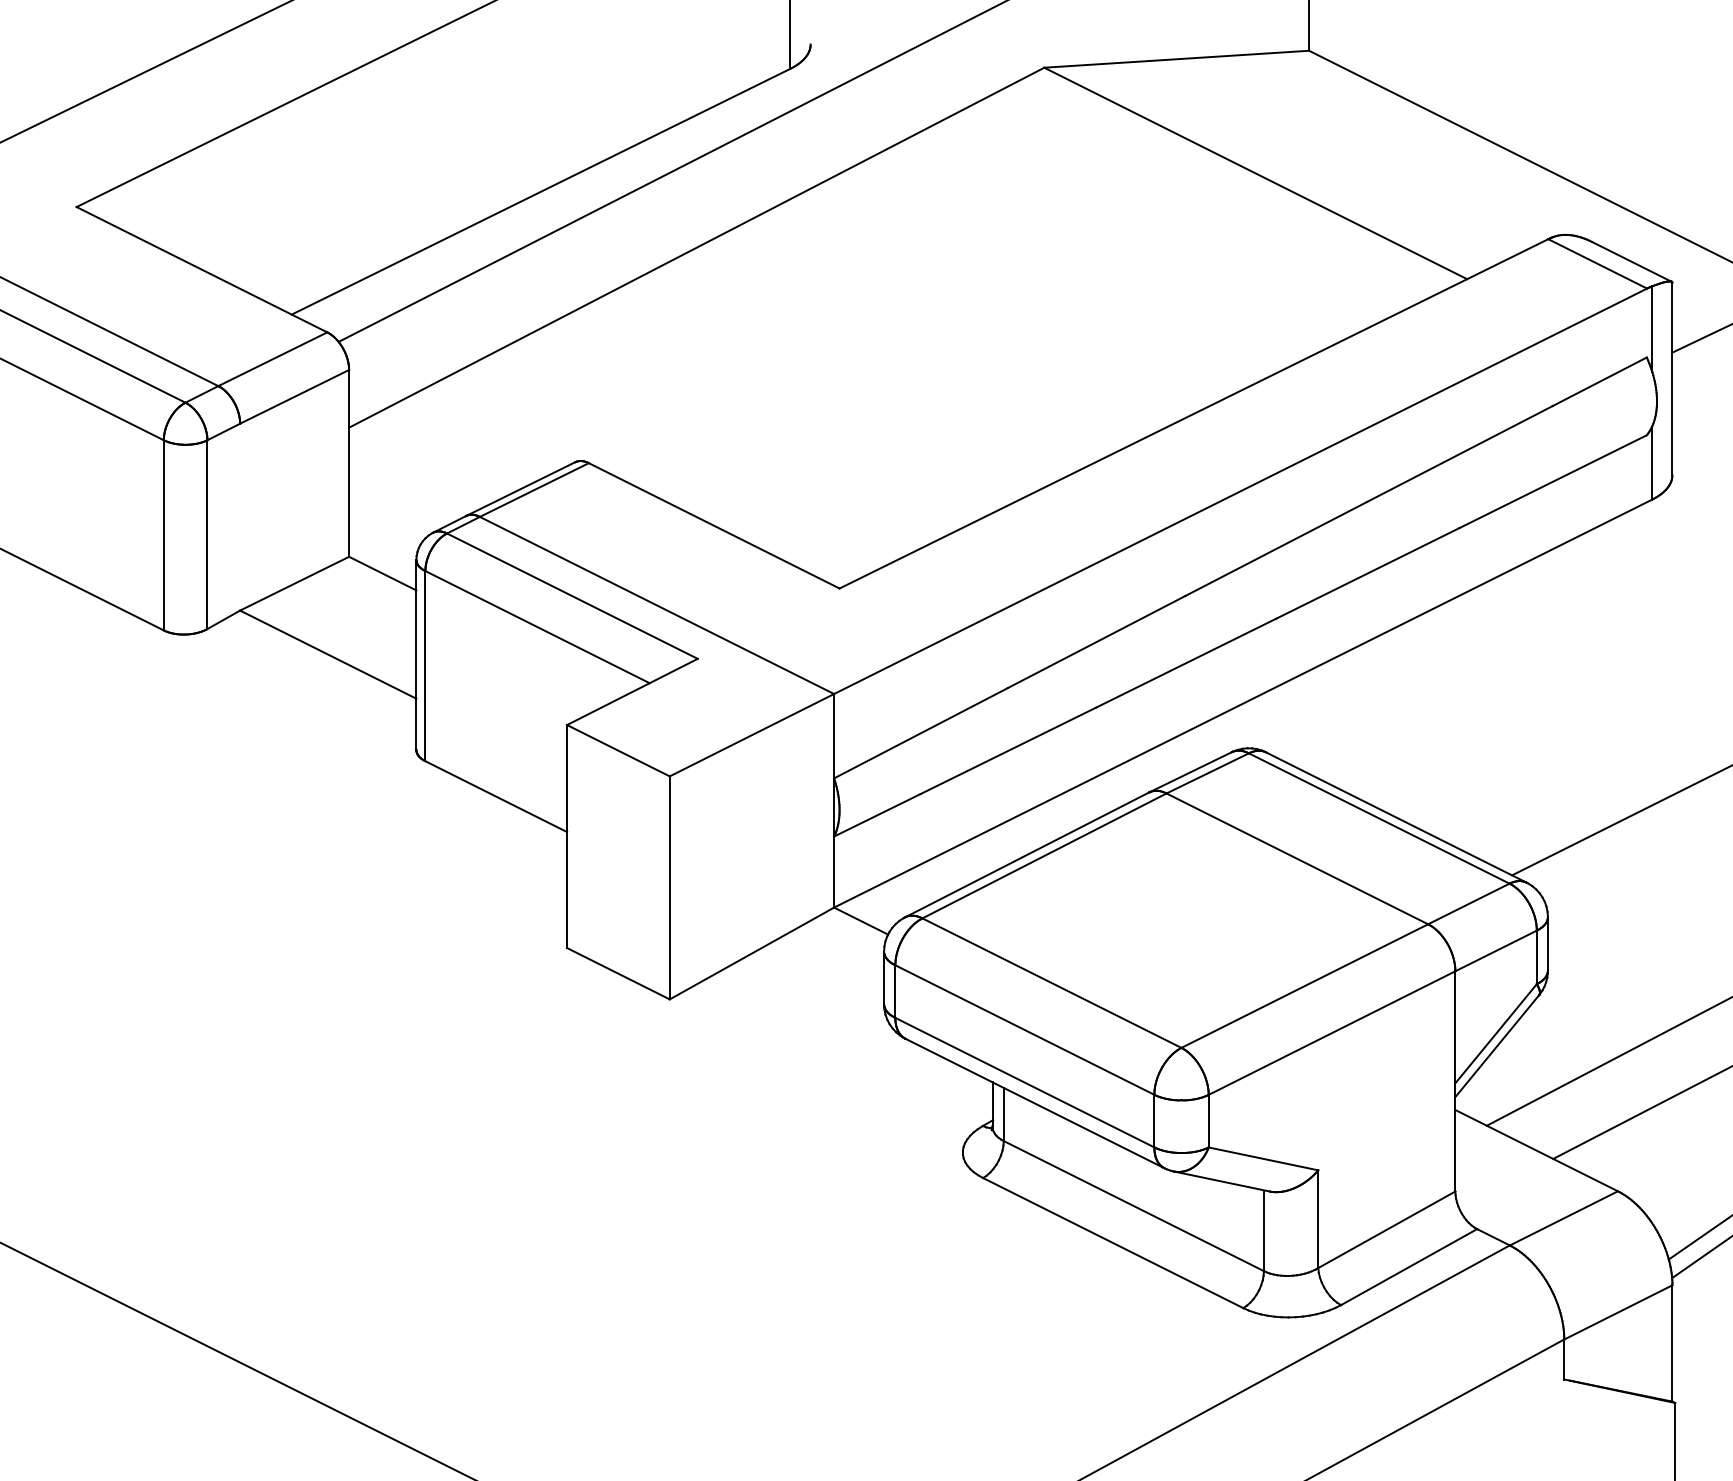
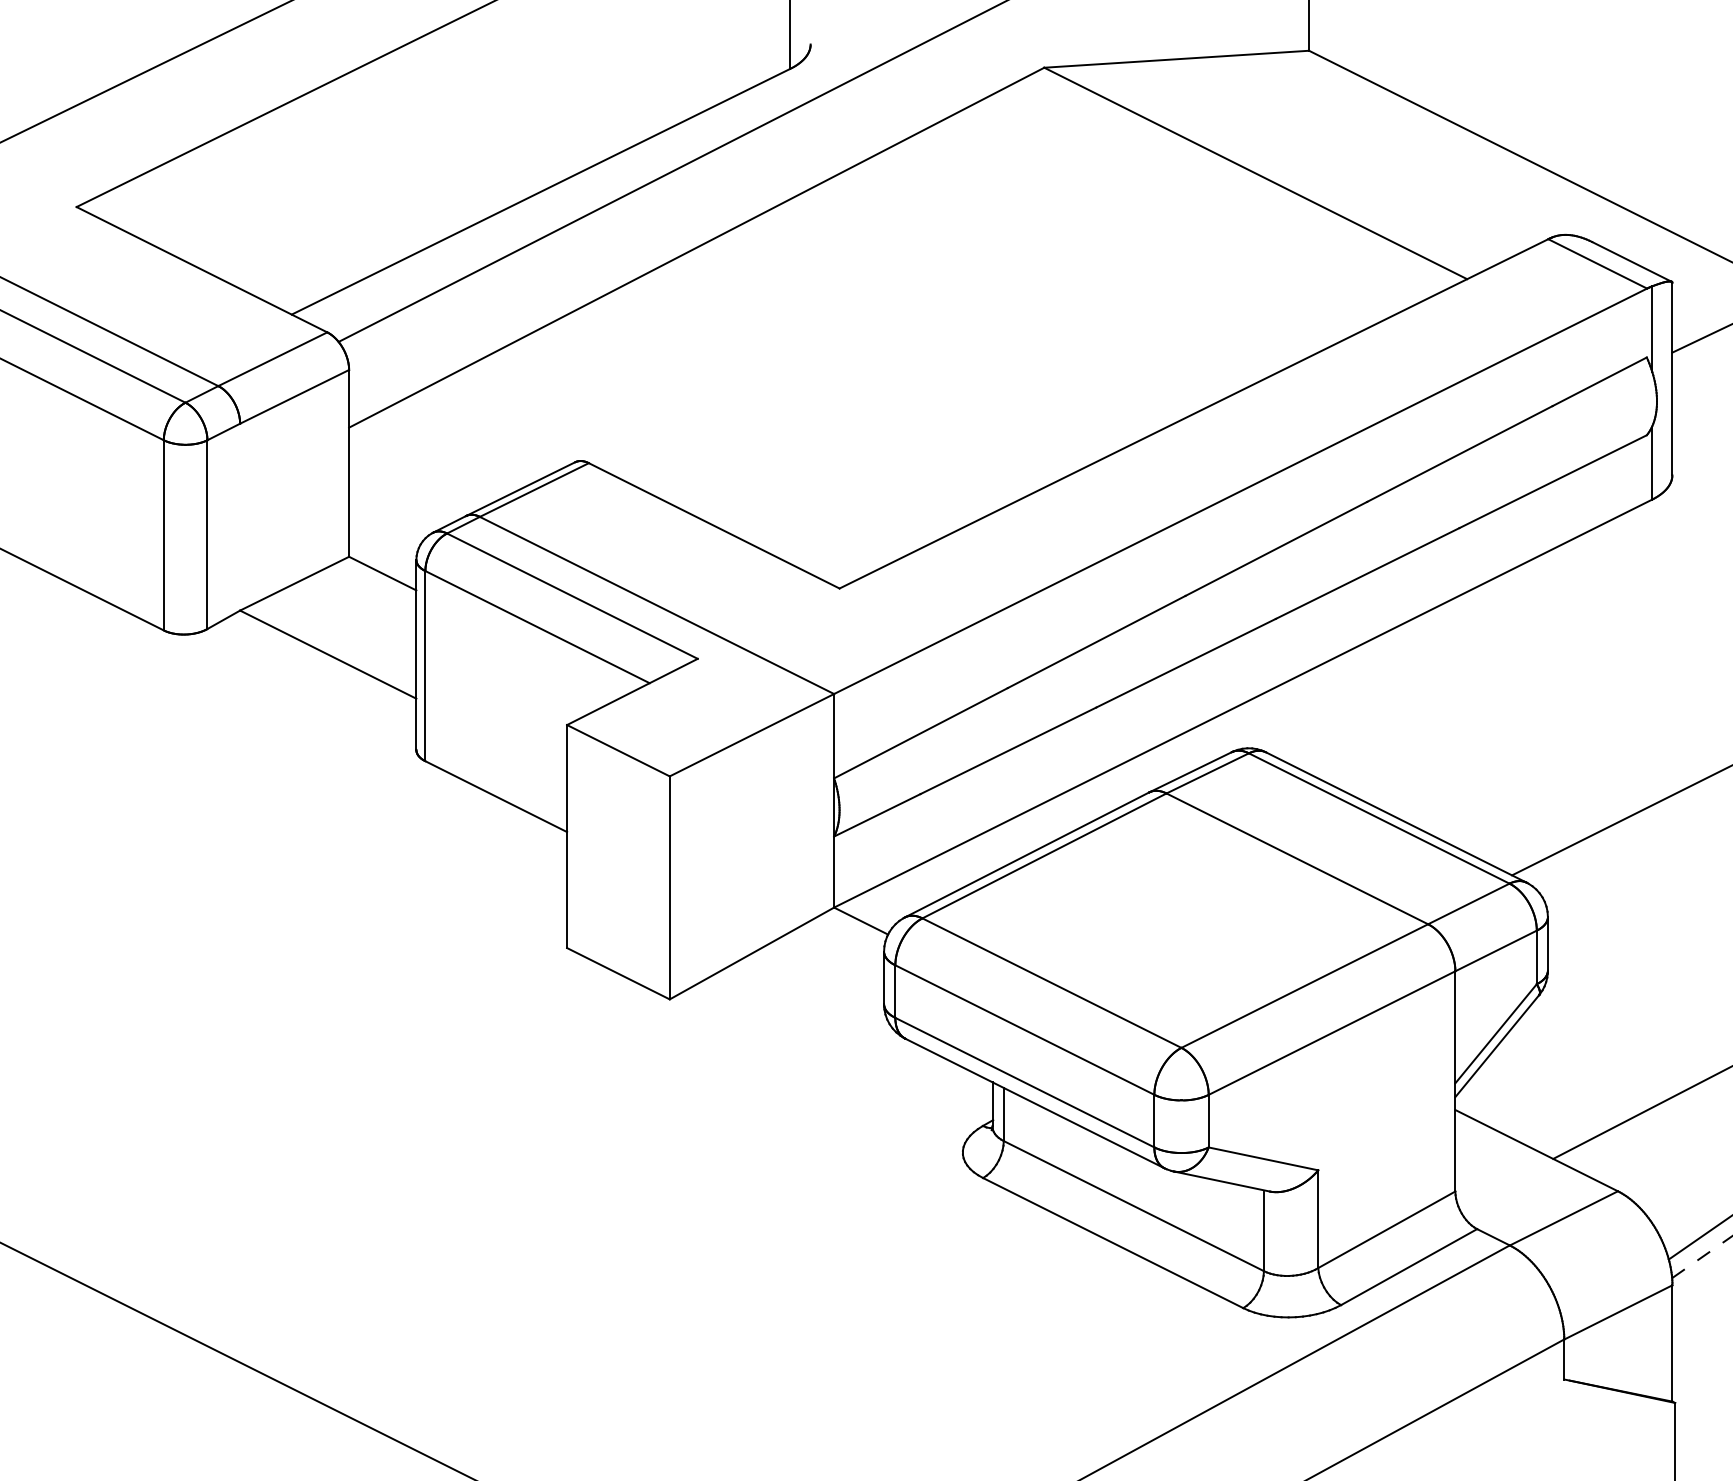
line: present -> none (1607, 1061)
line: solid -> dashed (1702, 1256)
